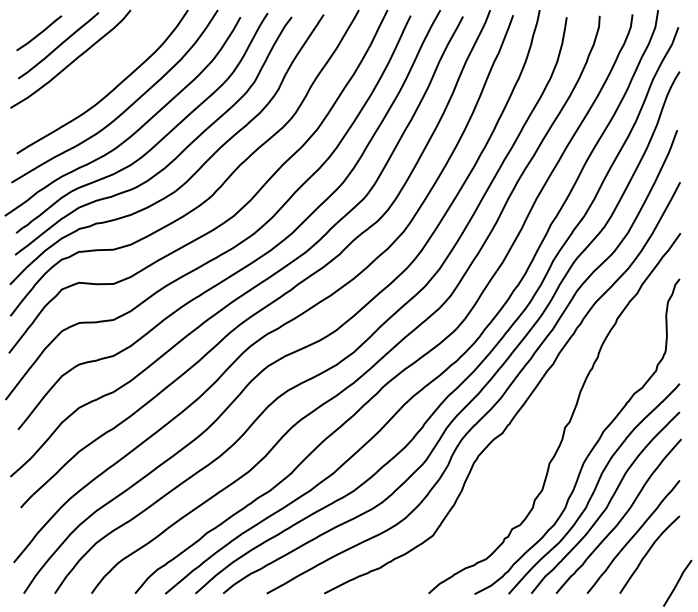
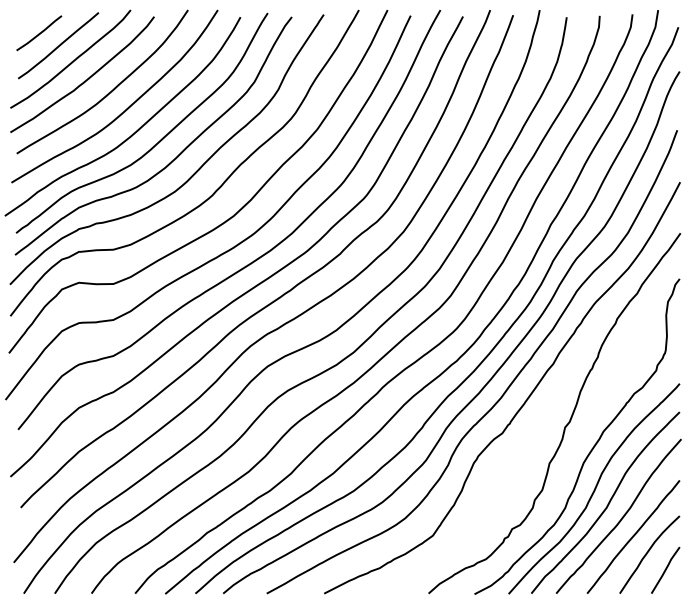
curve: none -> present (84, 80)
line position: (677, 582) -> (665, 569) (665, 569)
